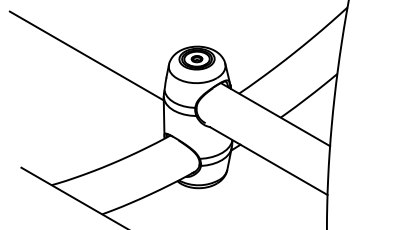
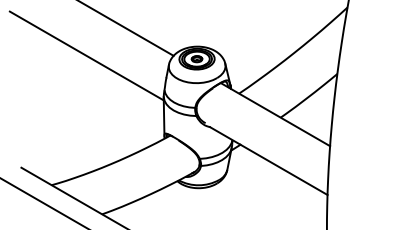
line: none -> present (126, 28)
line: none -> present (43, 202)
